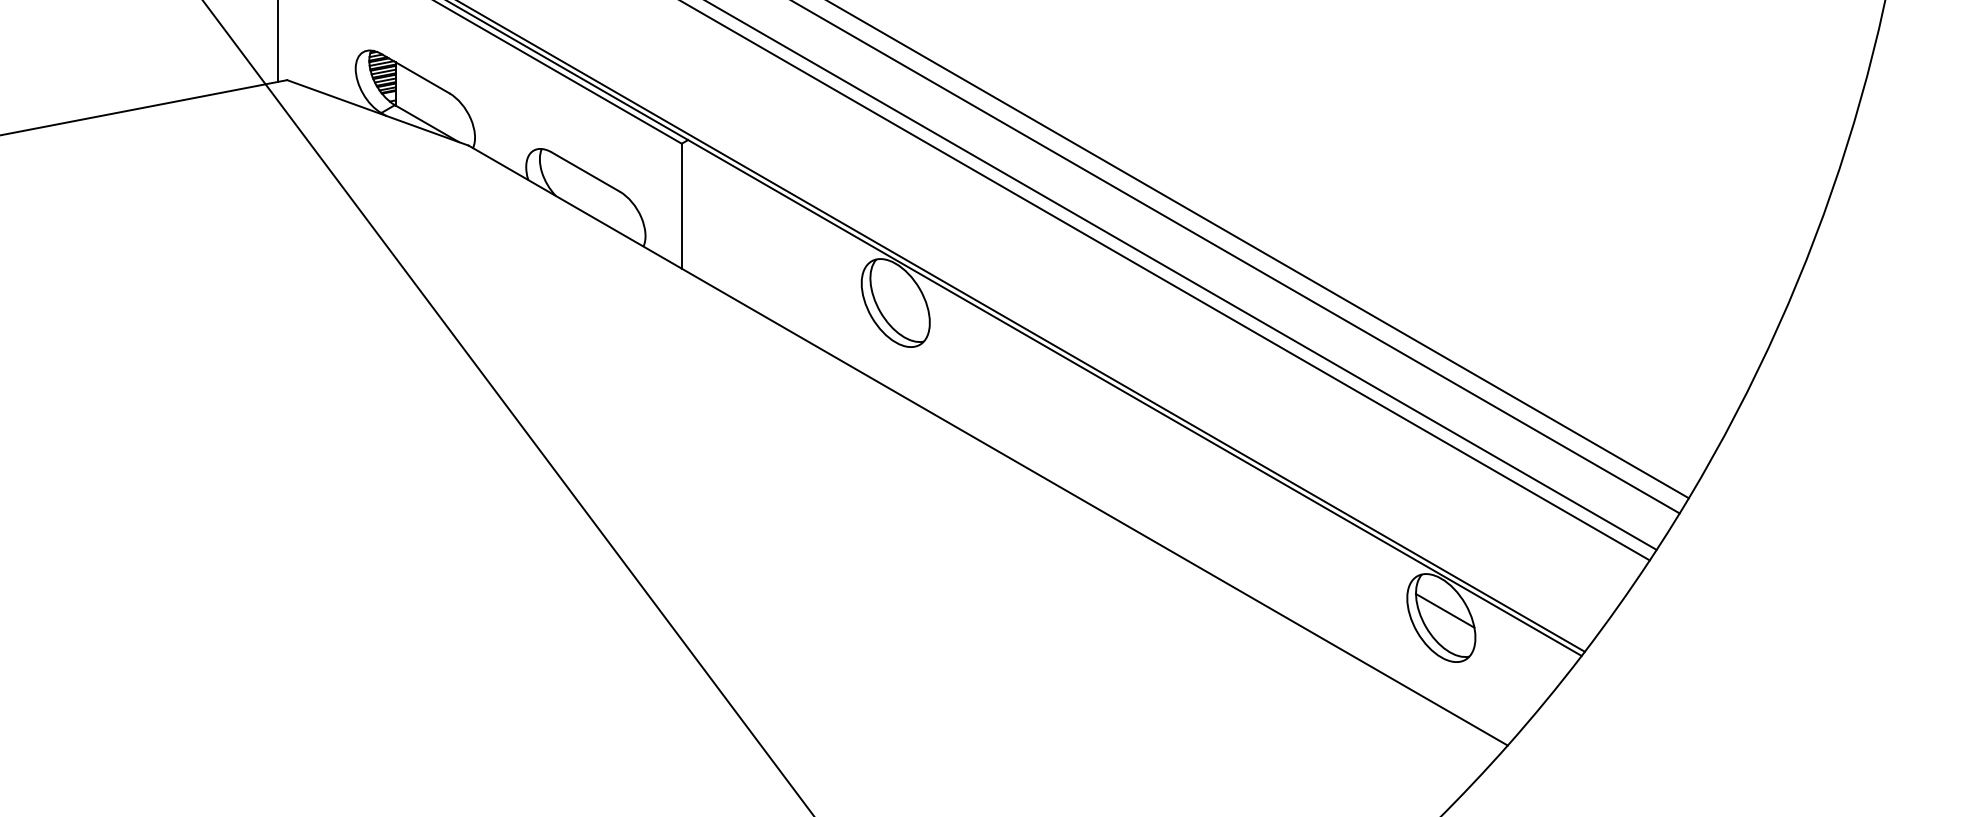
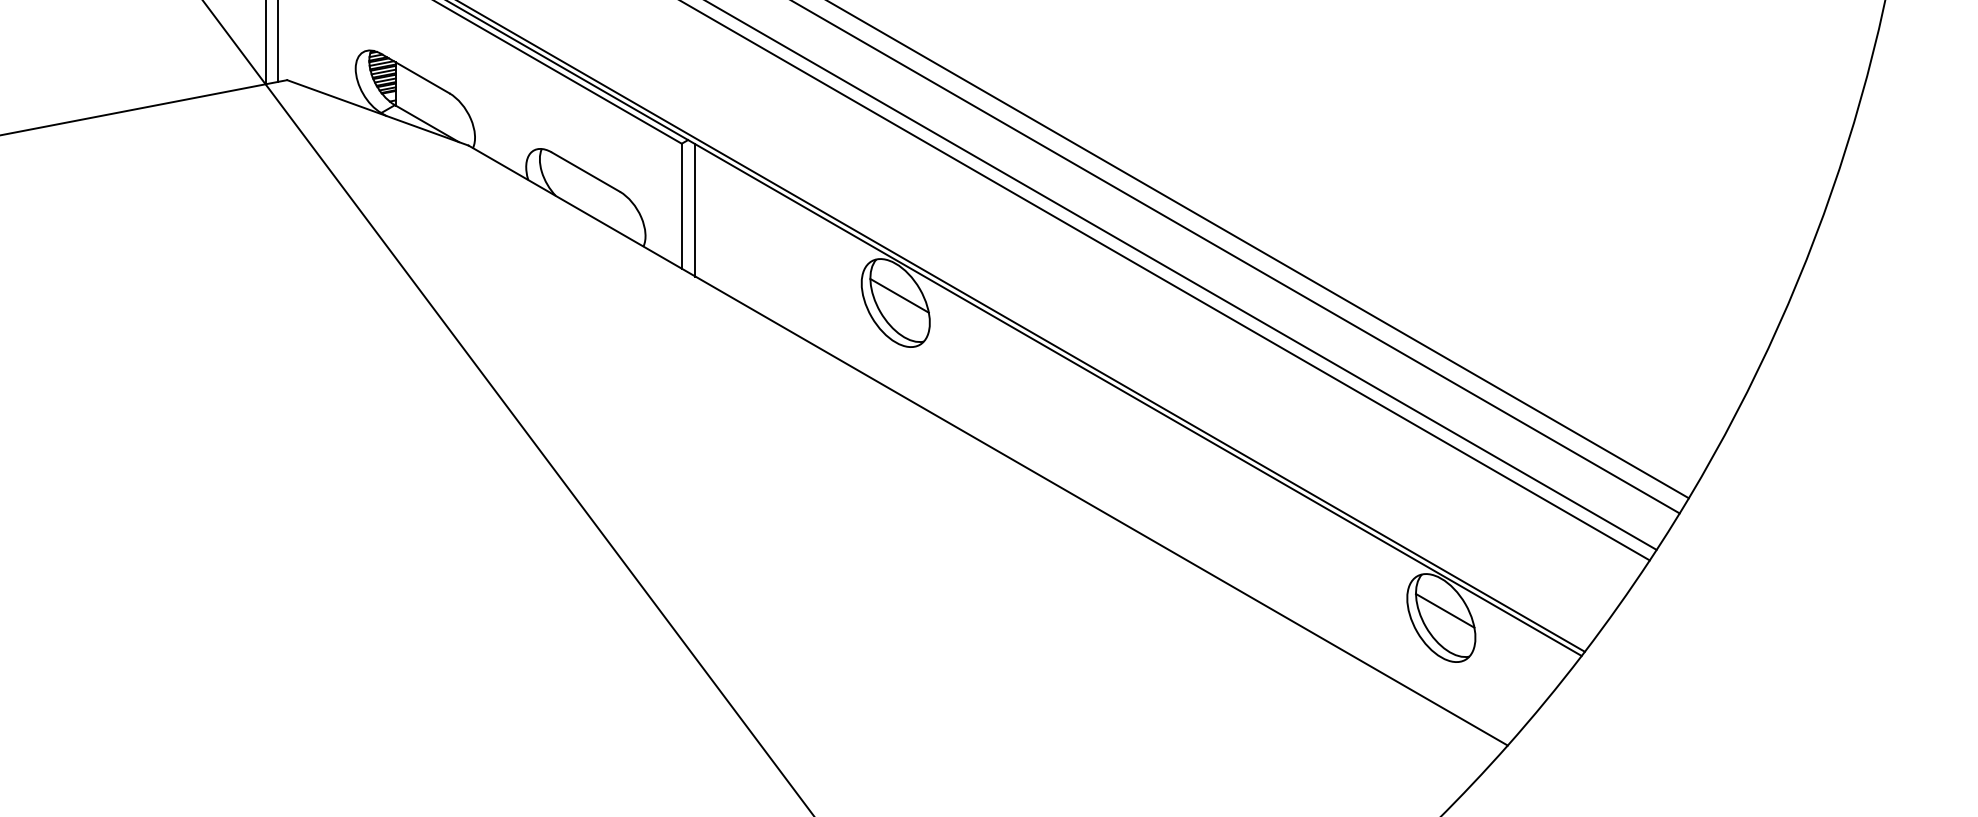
line: none -> present (265, 43)
line: none -> present (695, 210)
line: none -> present (899, 295)
